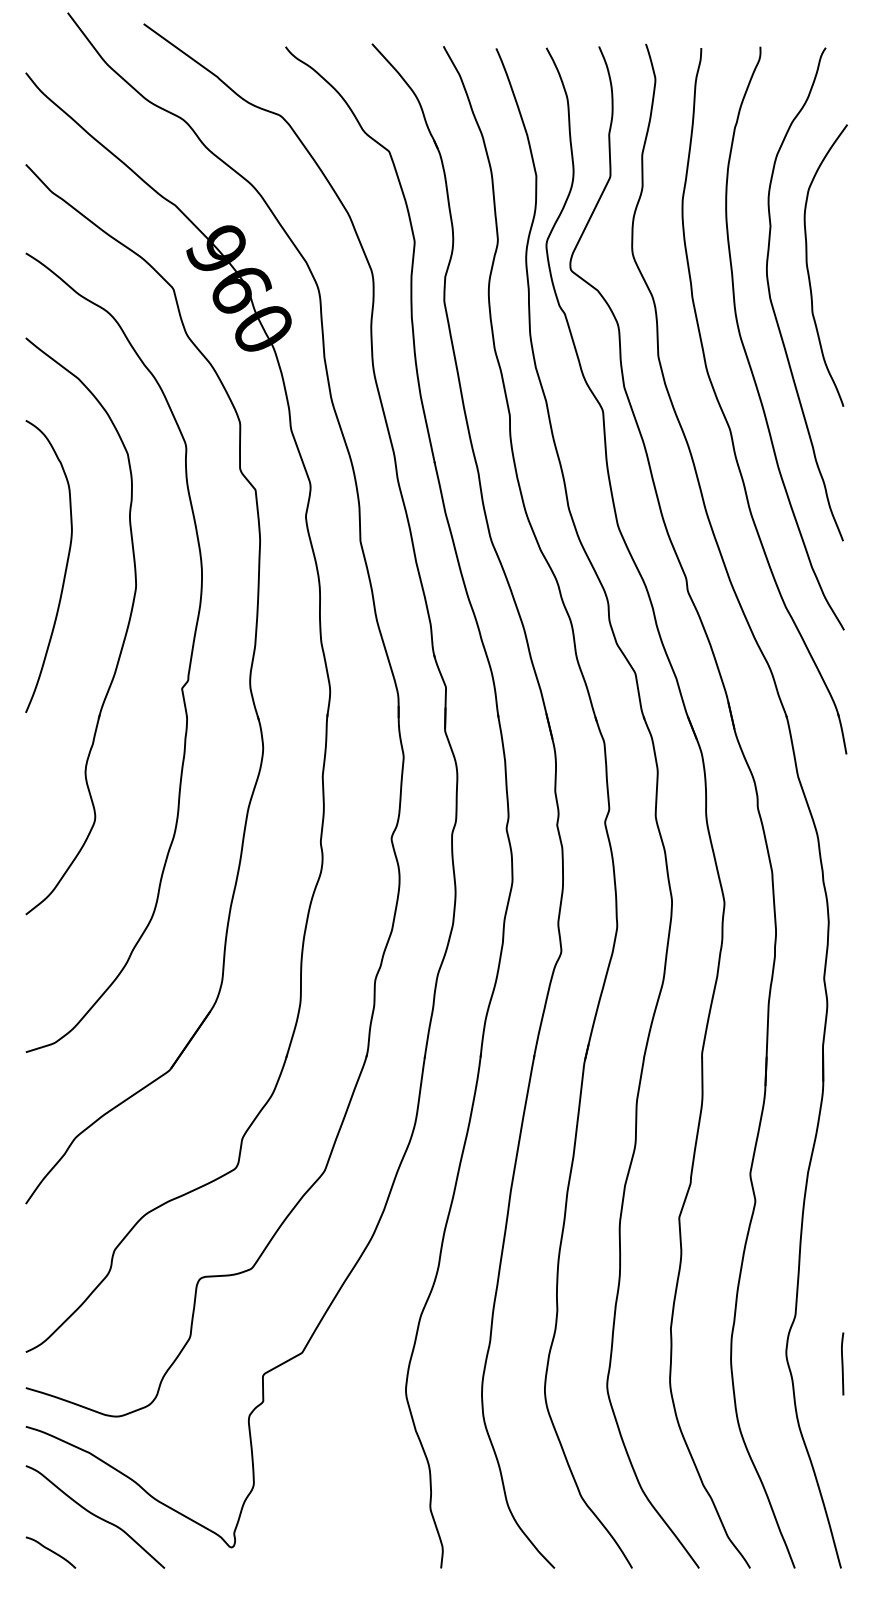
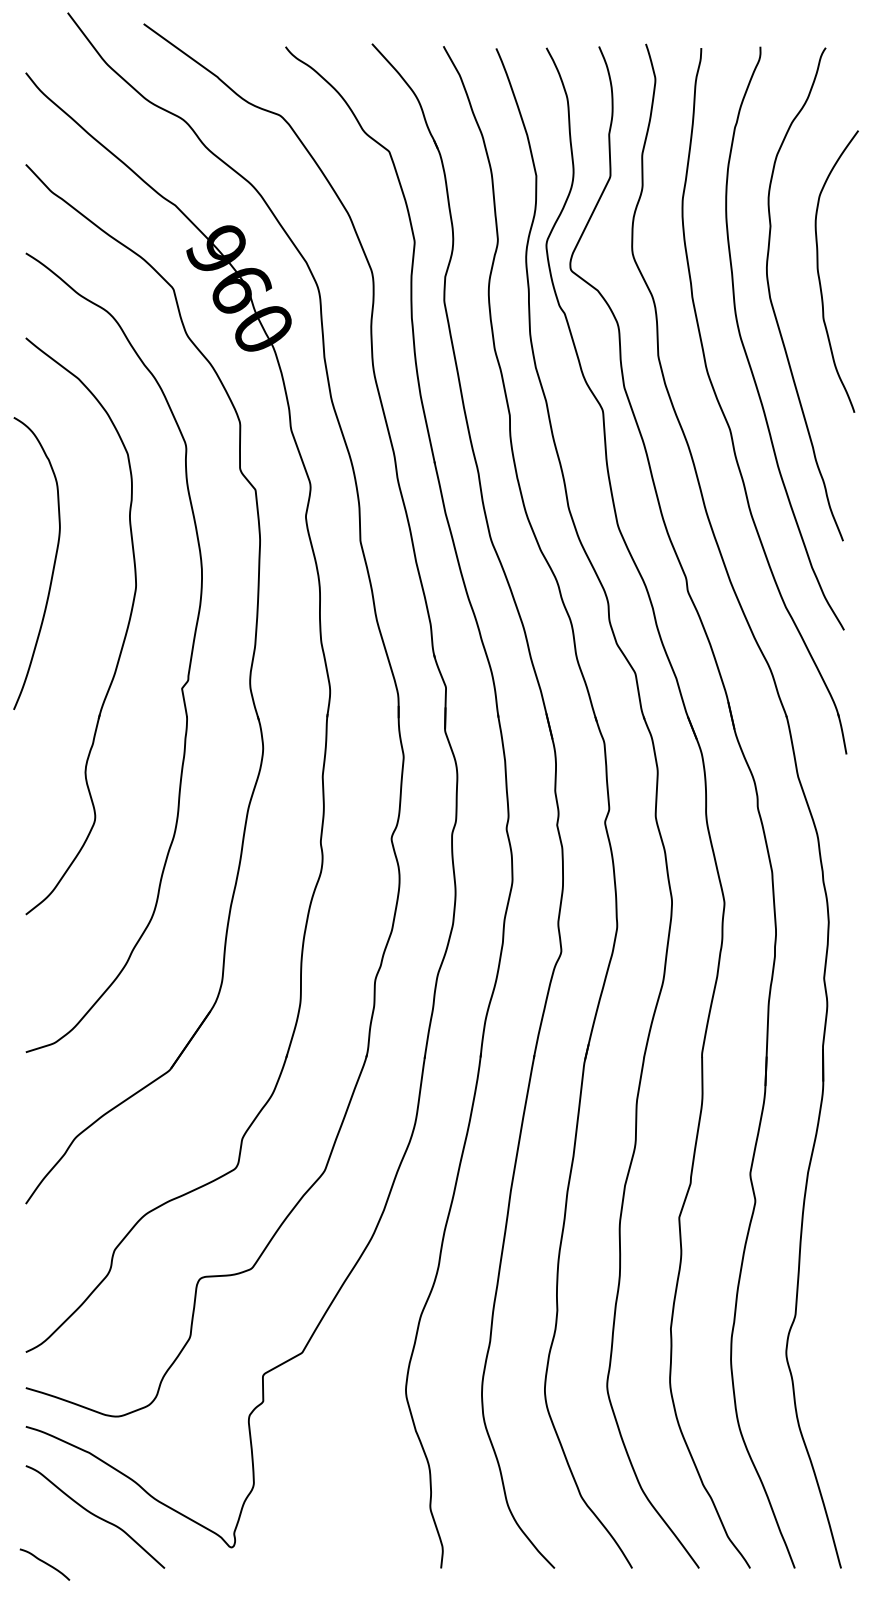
curve position: (808, 267) -> (819, 273) (819, 273)
curve position: (64, 571) -> (52, 568) (52, 568)
curve: present -> none (842, 1363)
curve position: (50, 1551) -> (44, 1563) (44, 1563)
